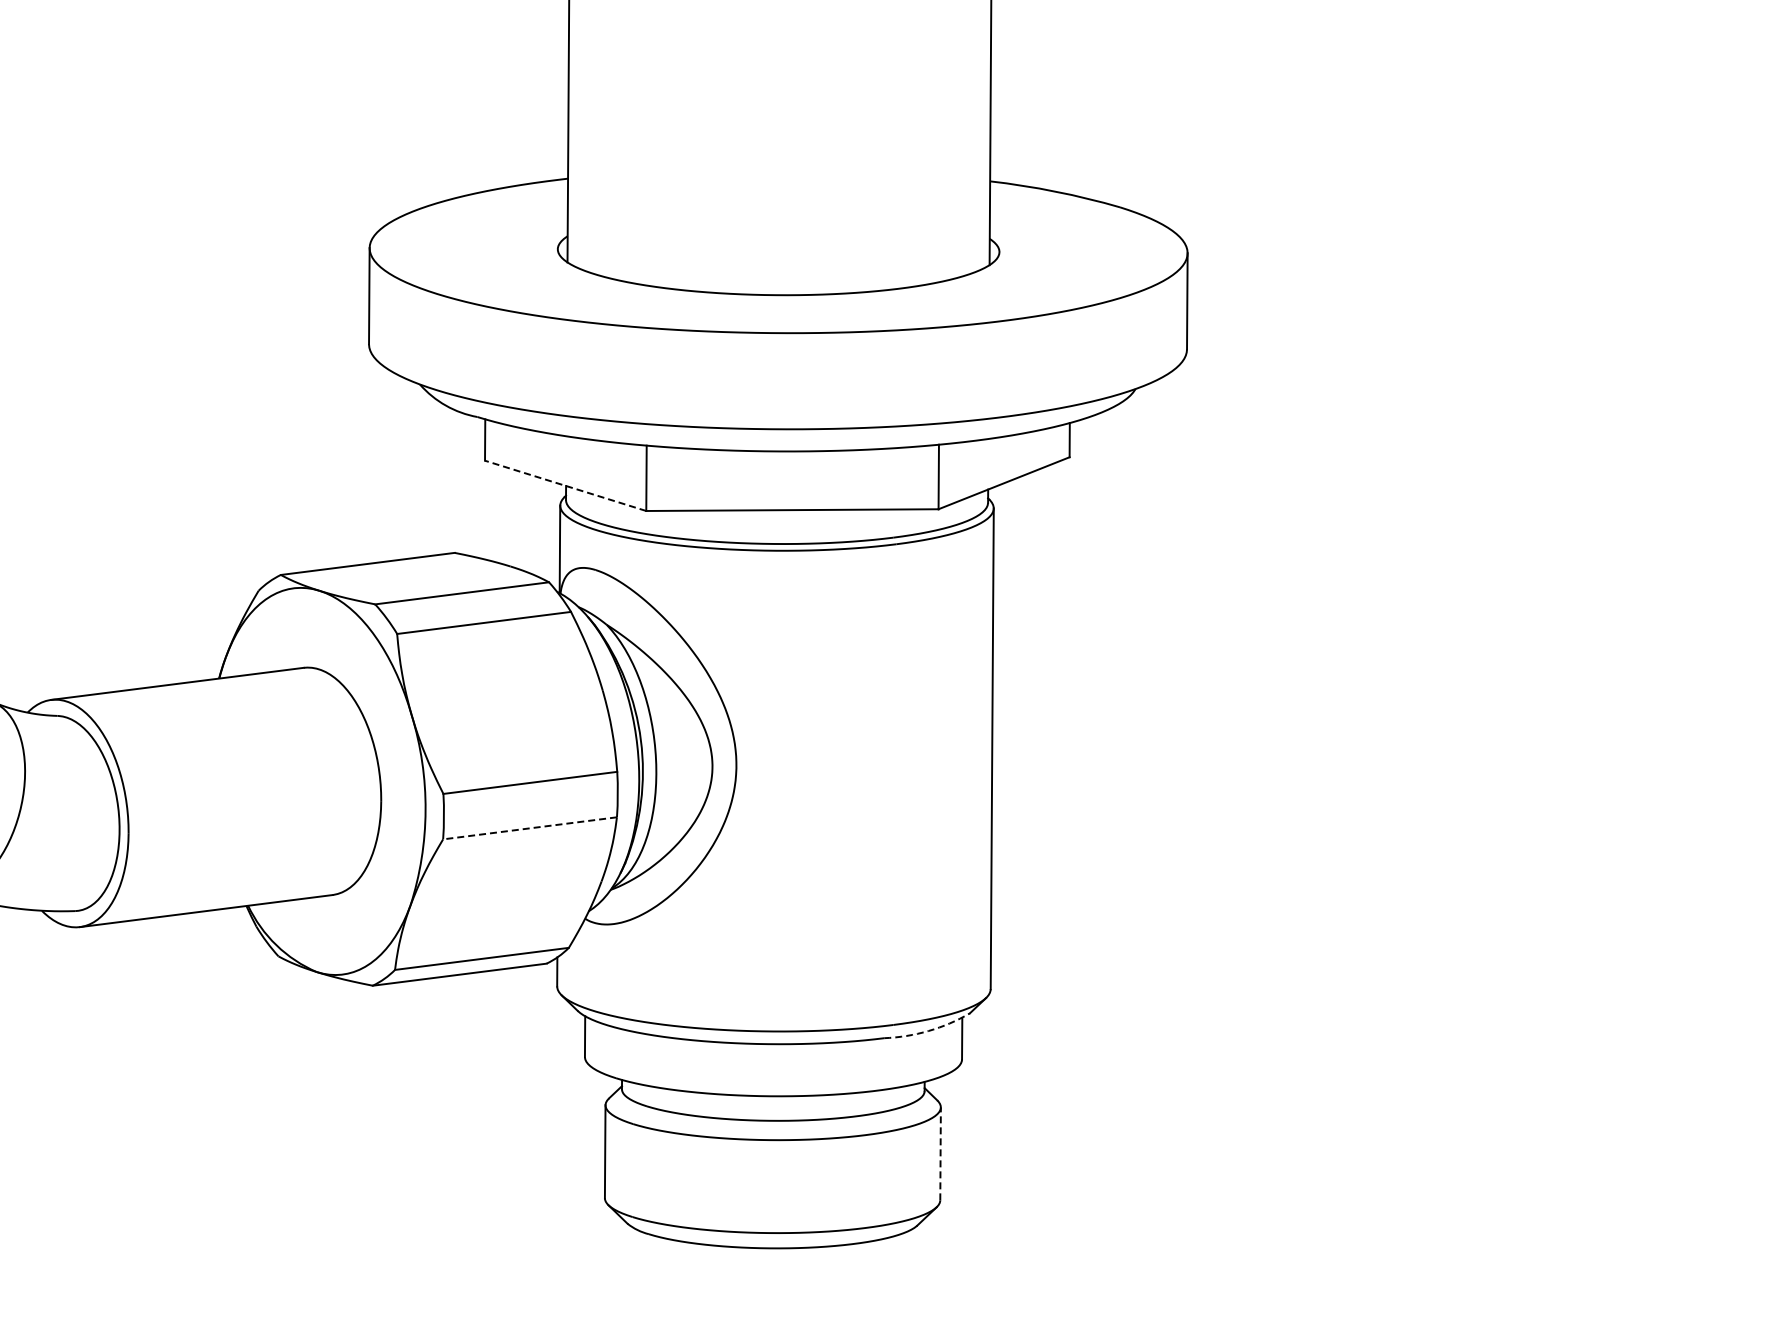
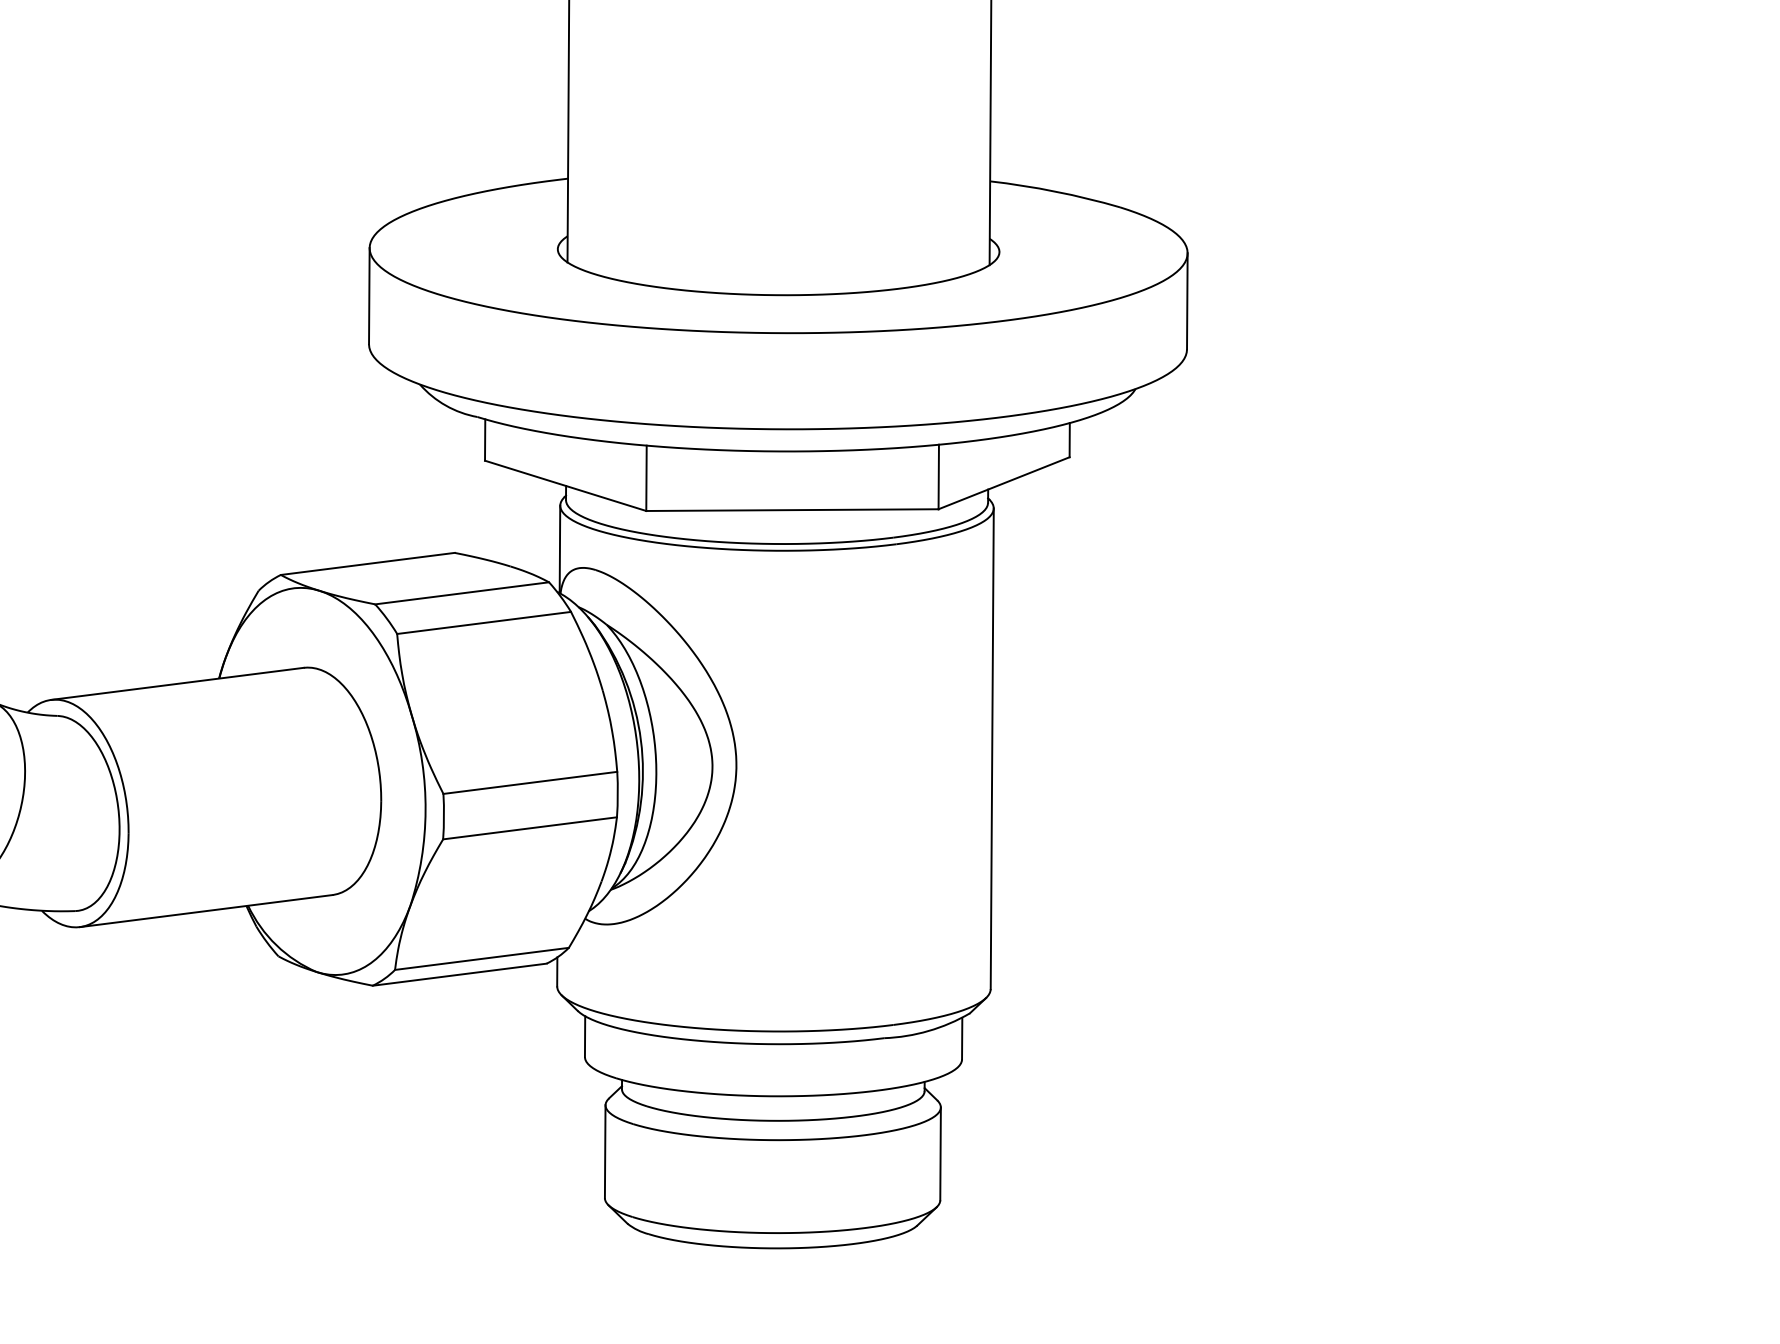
line: dashed -> solid (565, 485)
line: dashed -> solid (530, 828)
arc: dashed -> solid (928, 1031)
line: dashed -> solid (940, 1153)
